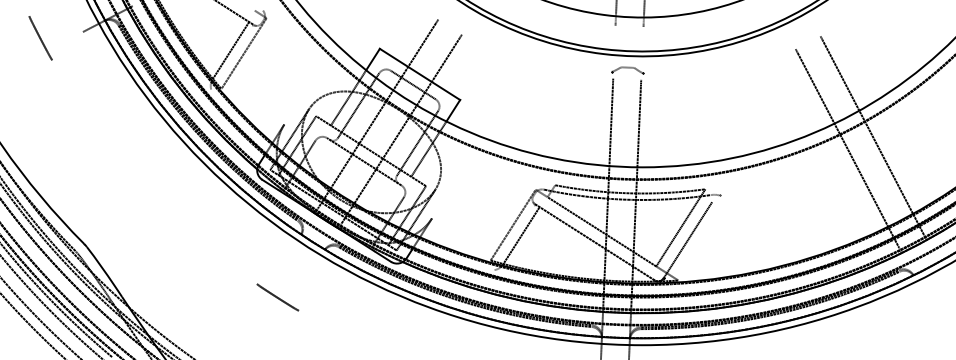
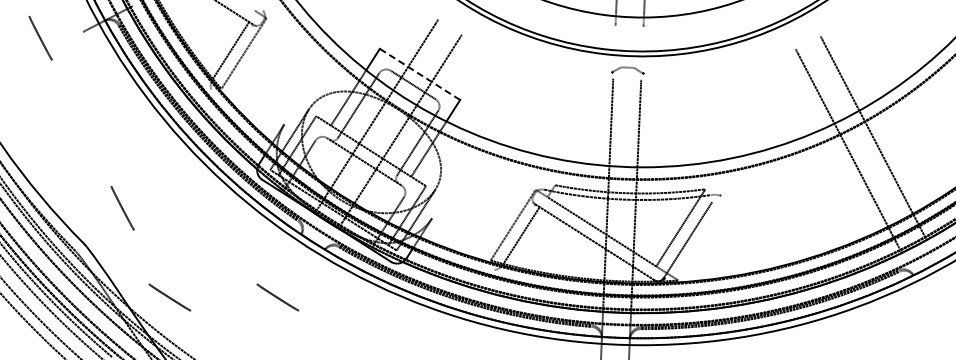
line: solid -> dashed (420, 74)
line: none -> present (122, 208)
line: none -> present (169, 297)
